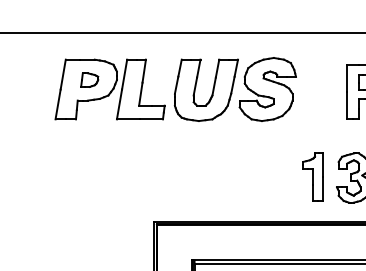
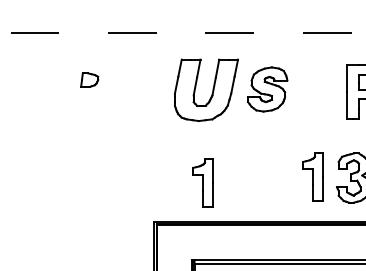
line: solid -> dashed (183, 32)
part: present -> none (109, 89)
part size: 59x65 px -> 42x47 px (267, 89)
part: none -> present (202, 182)
